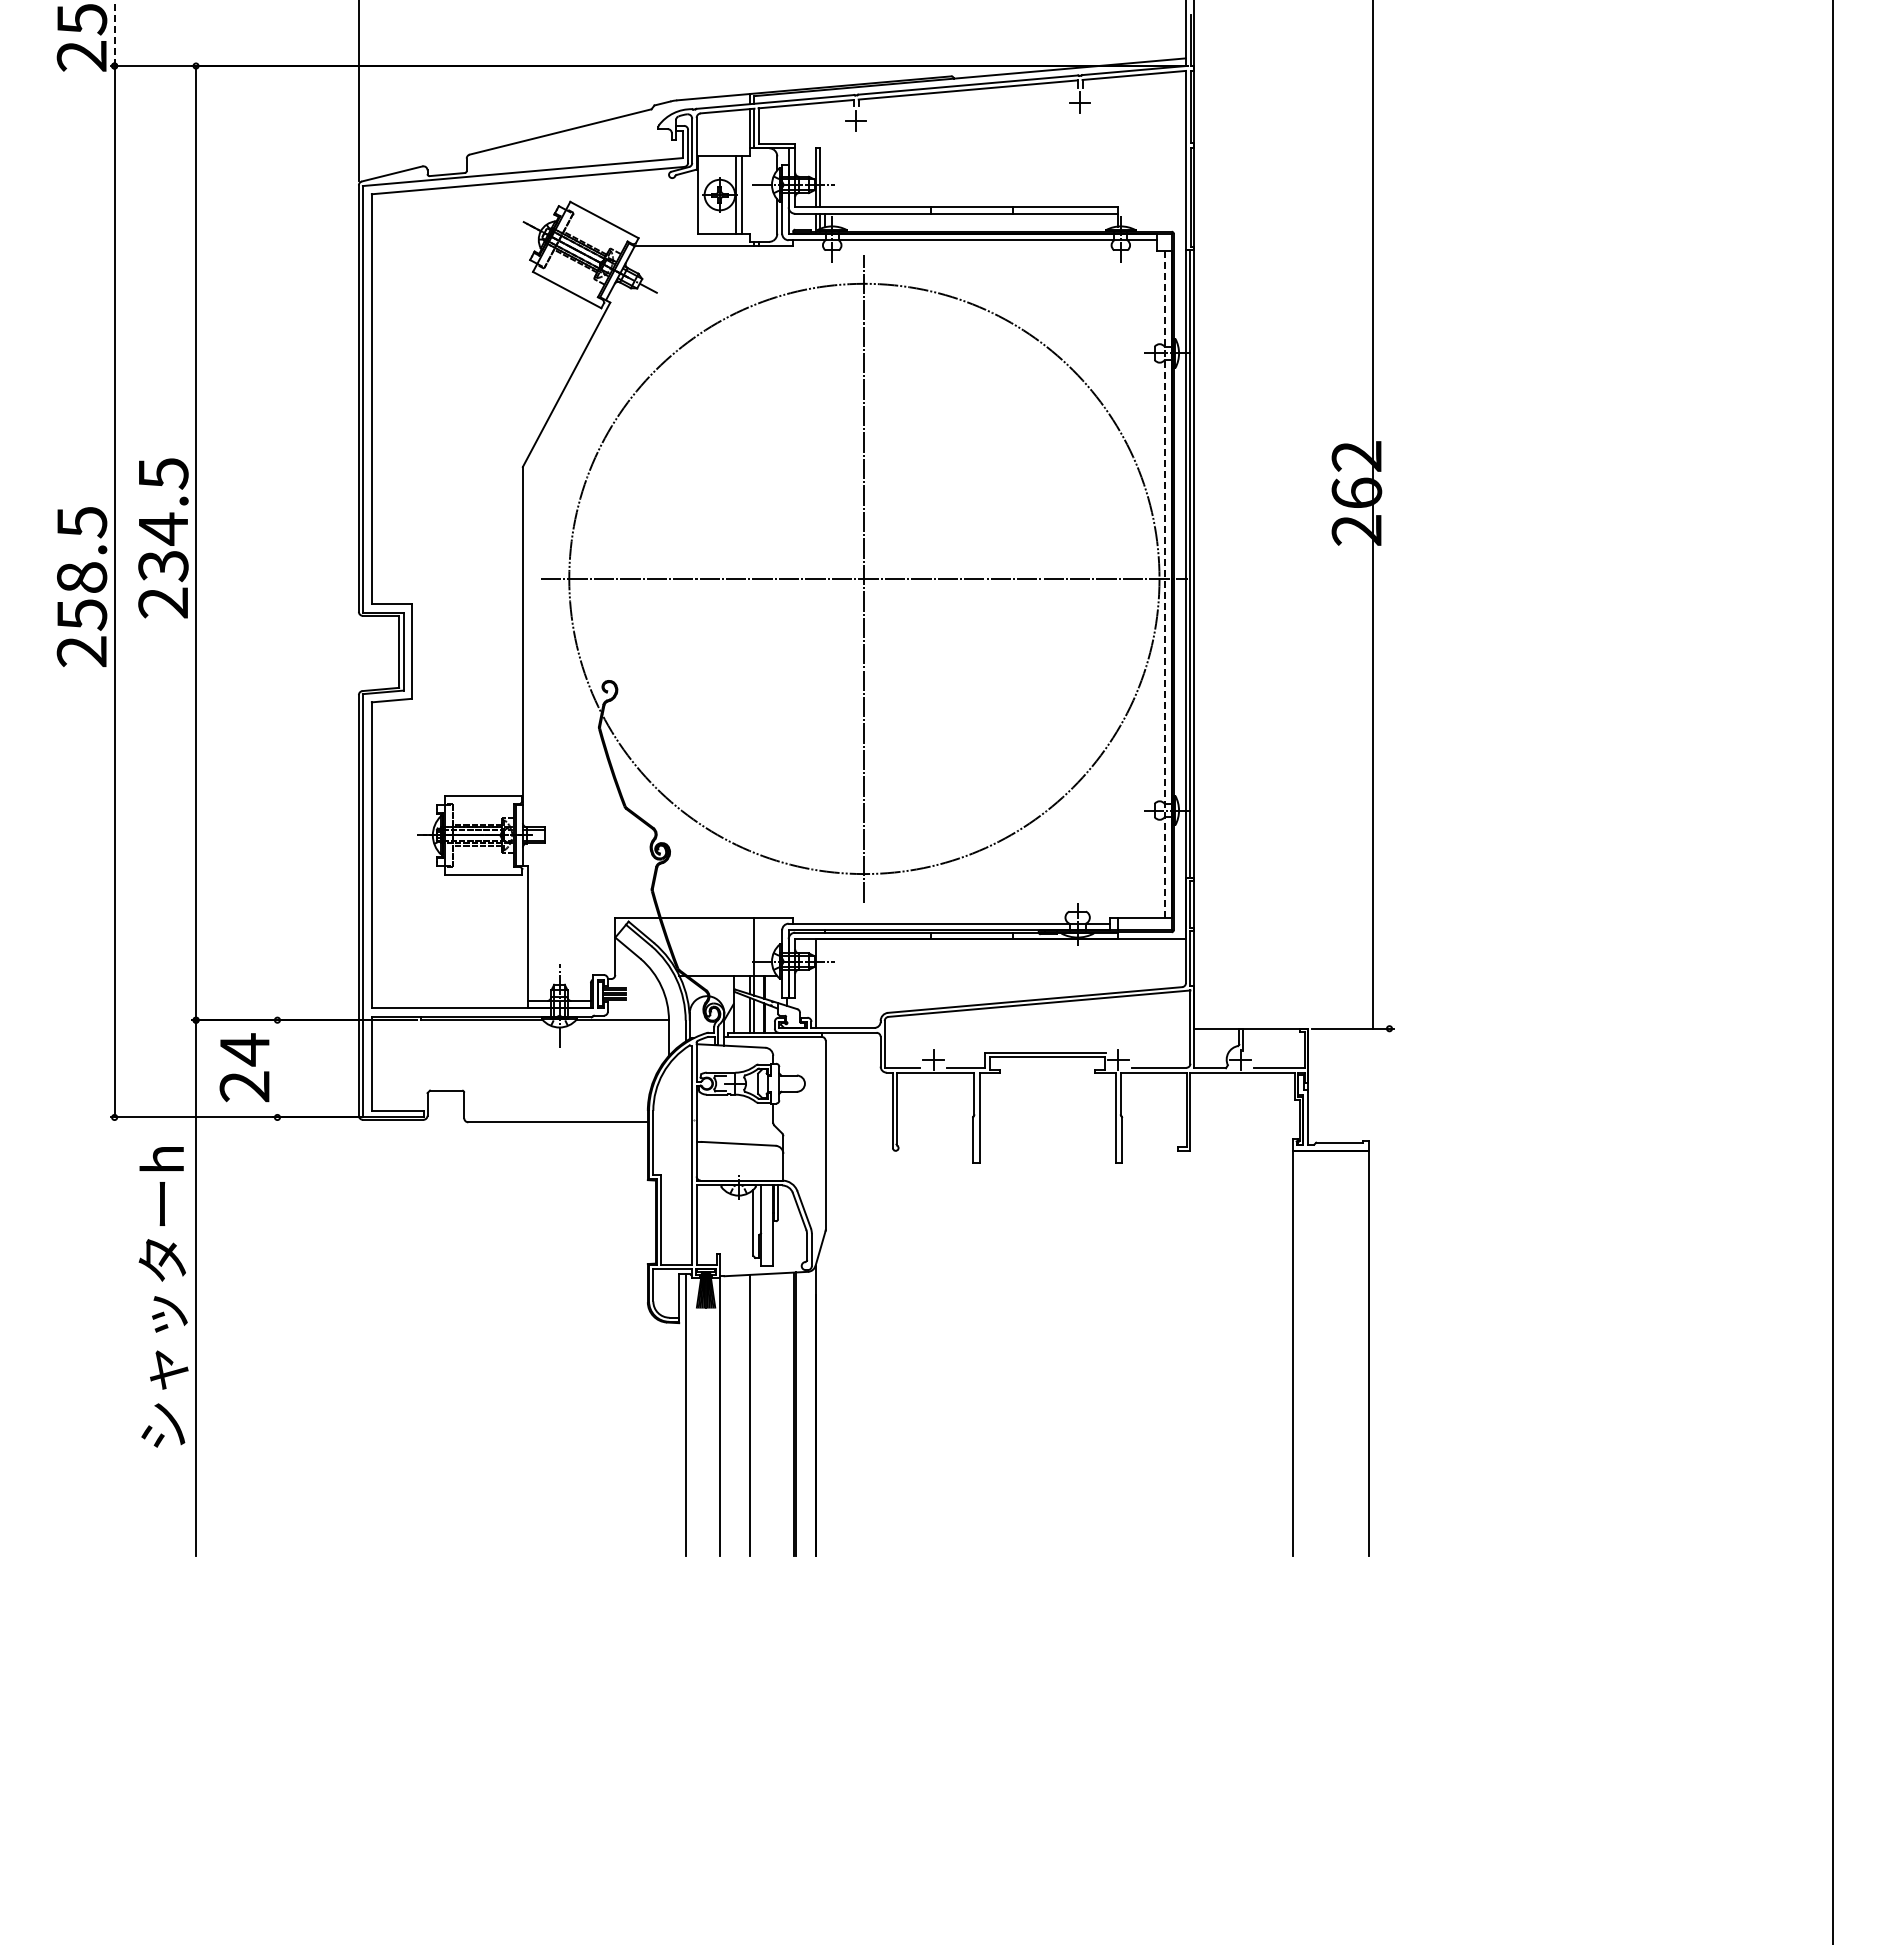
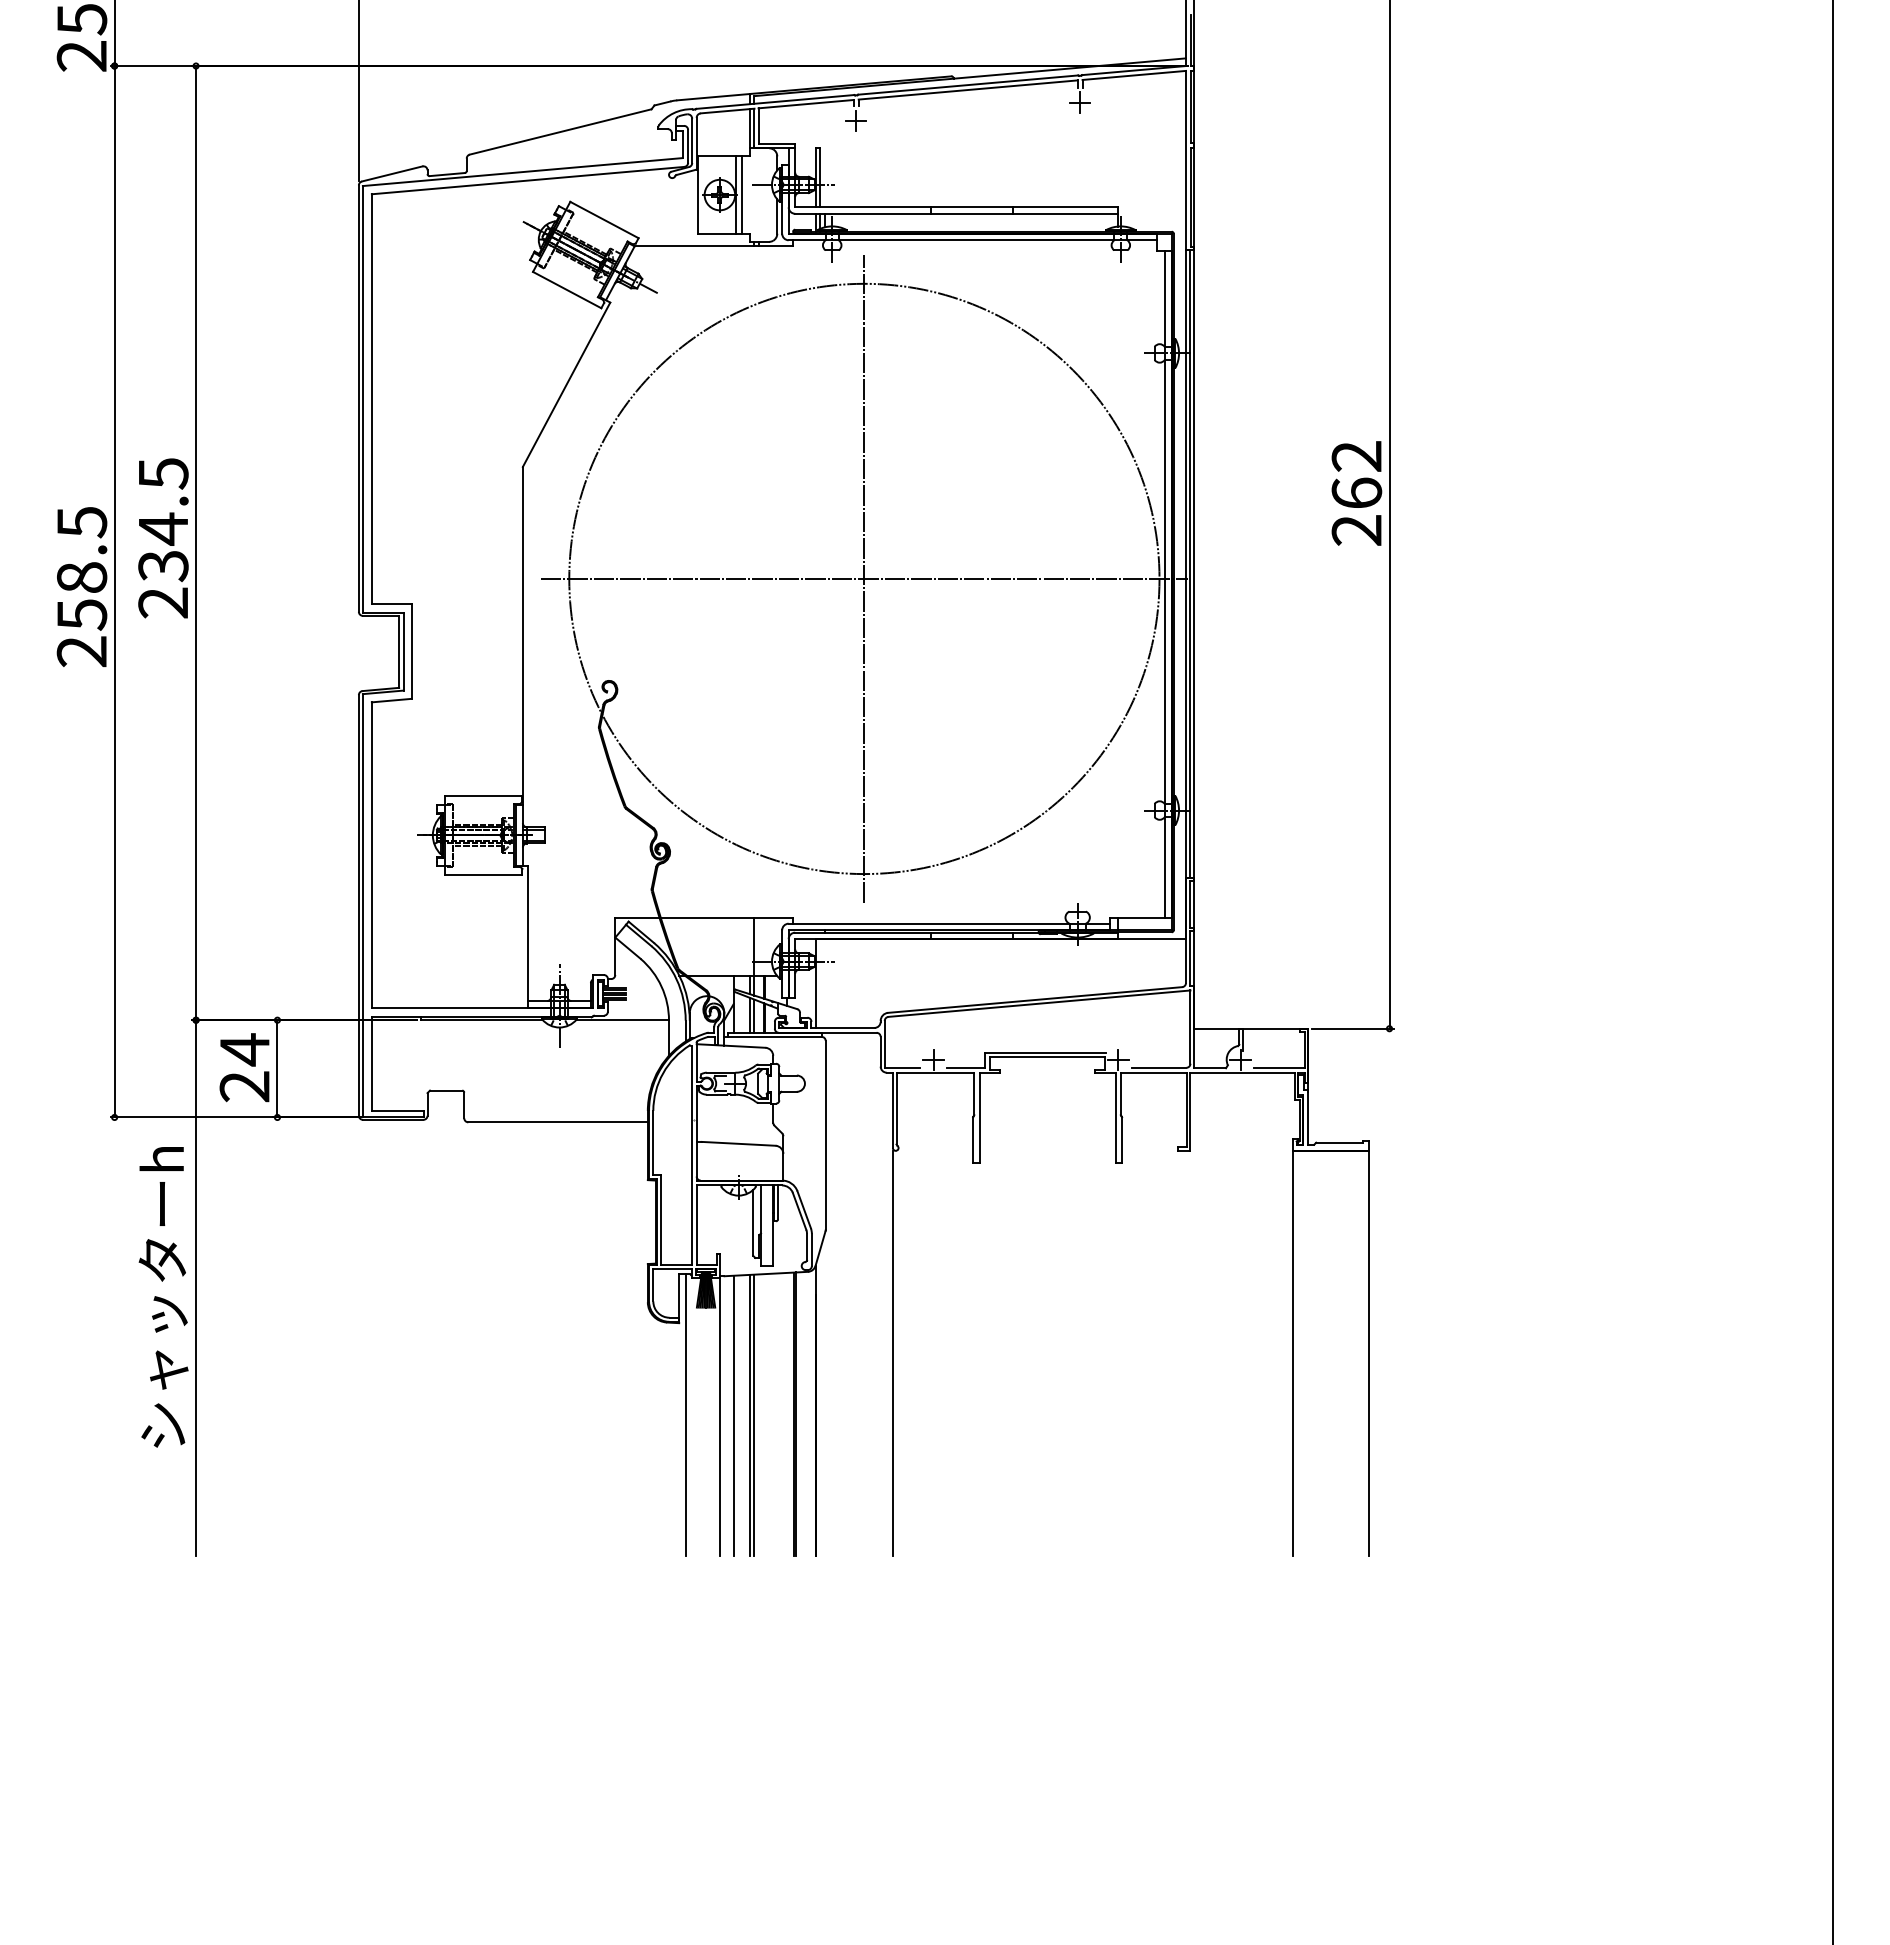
line: dashed -> solid (114, 33)
line position: (1372, 515) -> (1389, 515) (1389, 515)
line: dashed -> solid (1165, 584)
line: none -> present (277, 1068)
line: none -> present (892, 1352)
line: none -> present (754, 1414)
line: none -> present (733, 1415)
